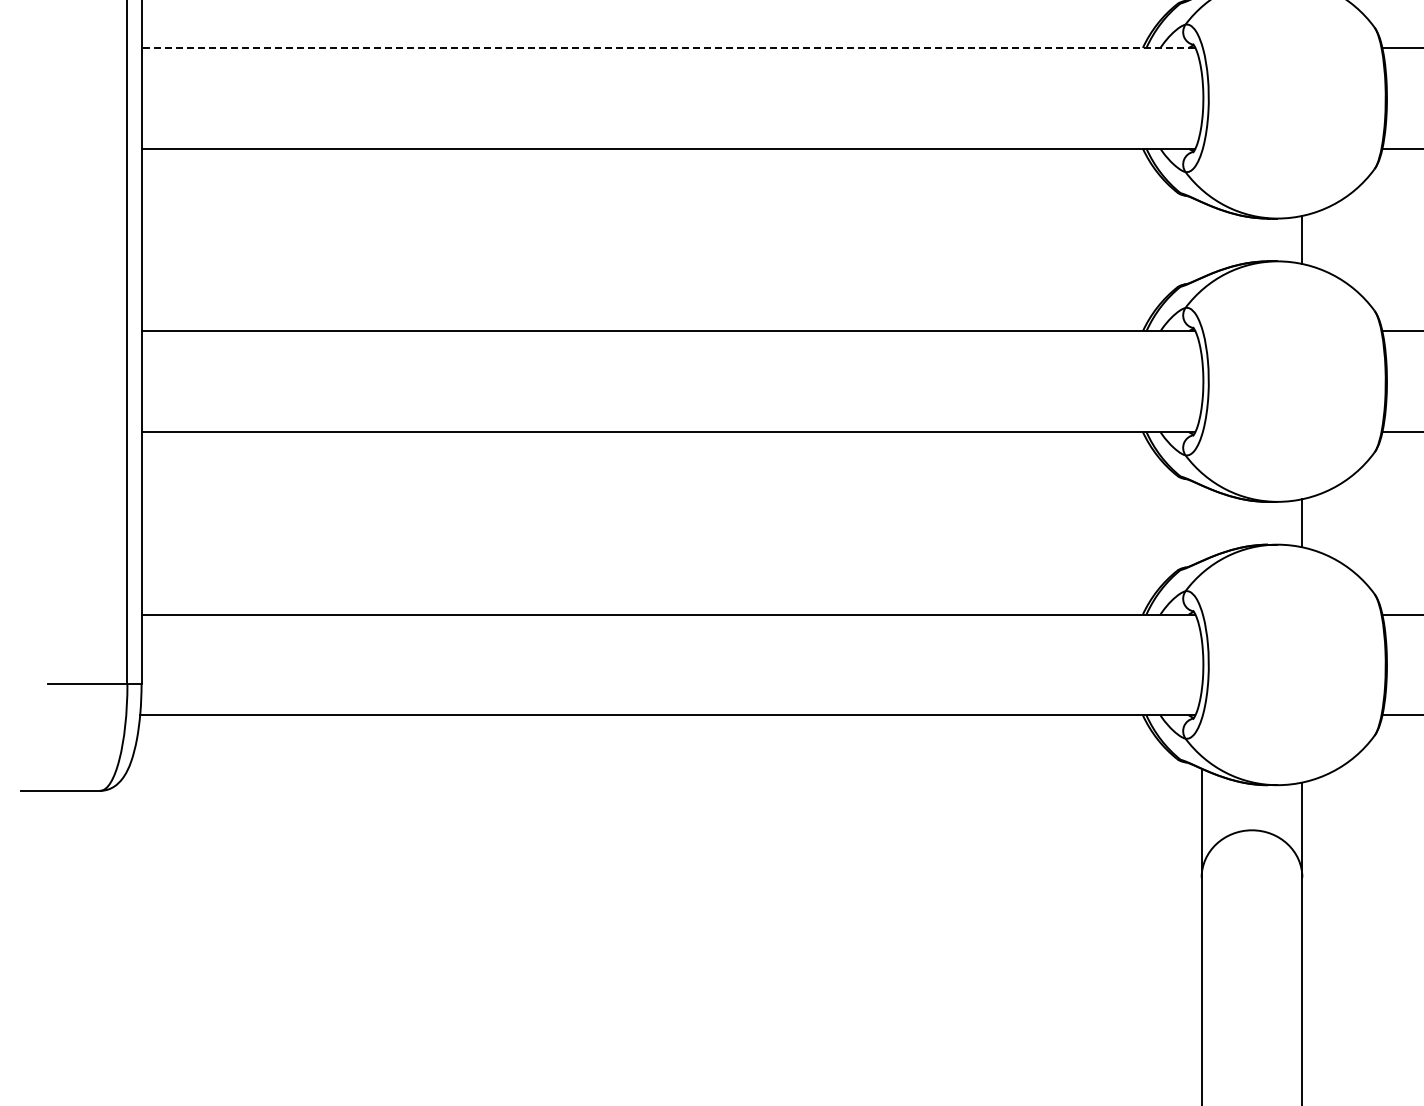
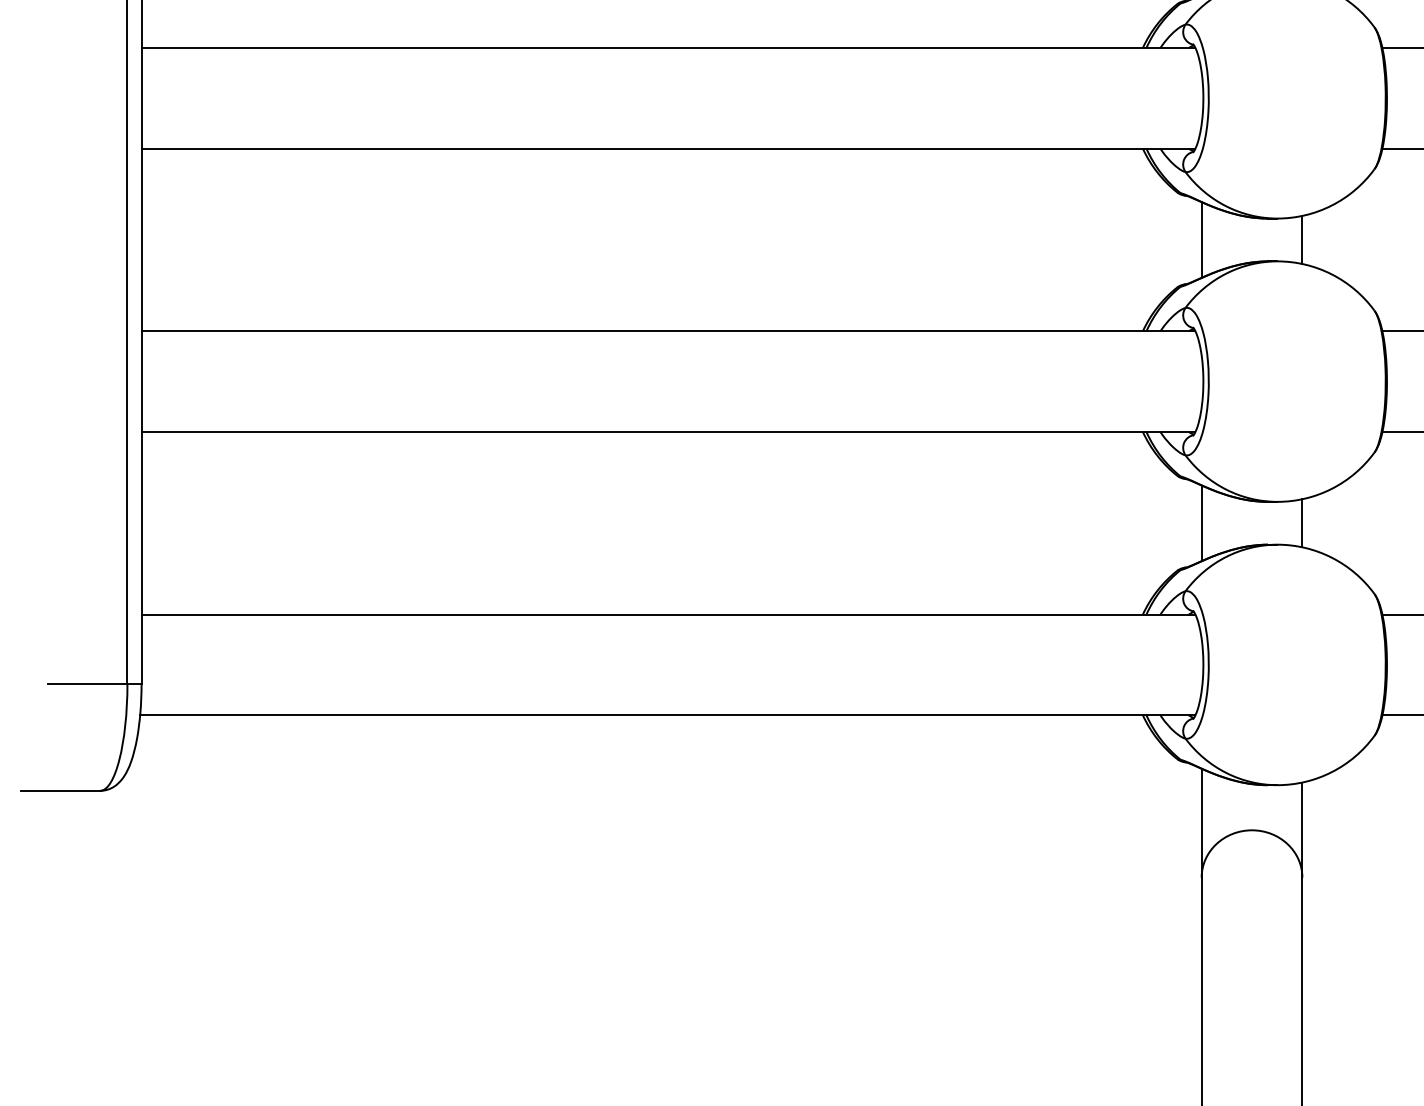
line: dashed -> solid (668, 47)
line: none -> present (1201, 239)
line: none -> present (1201, 523)
